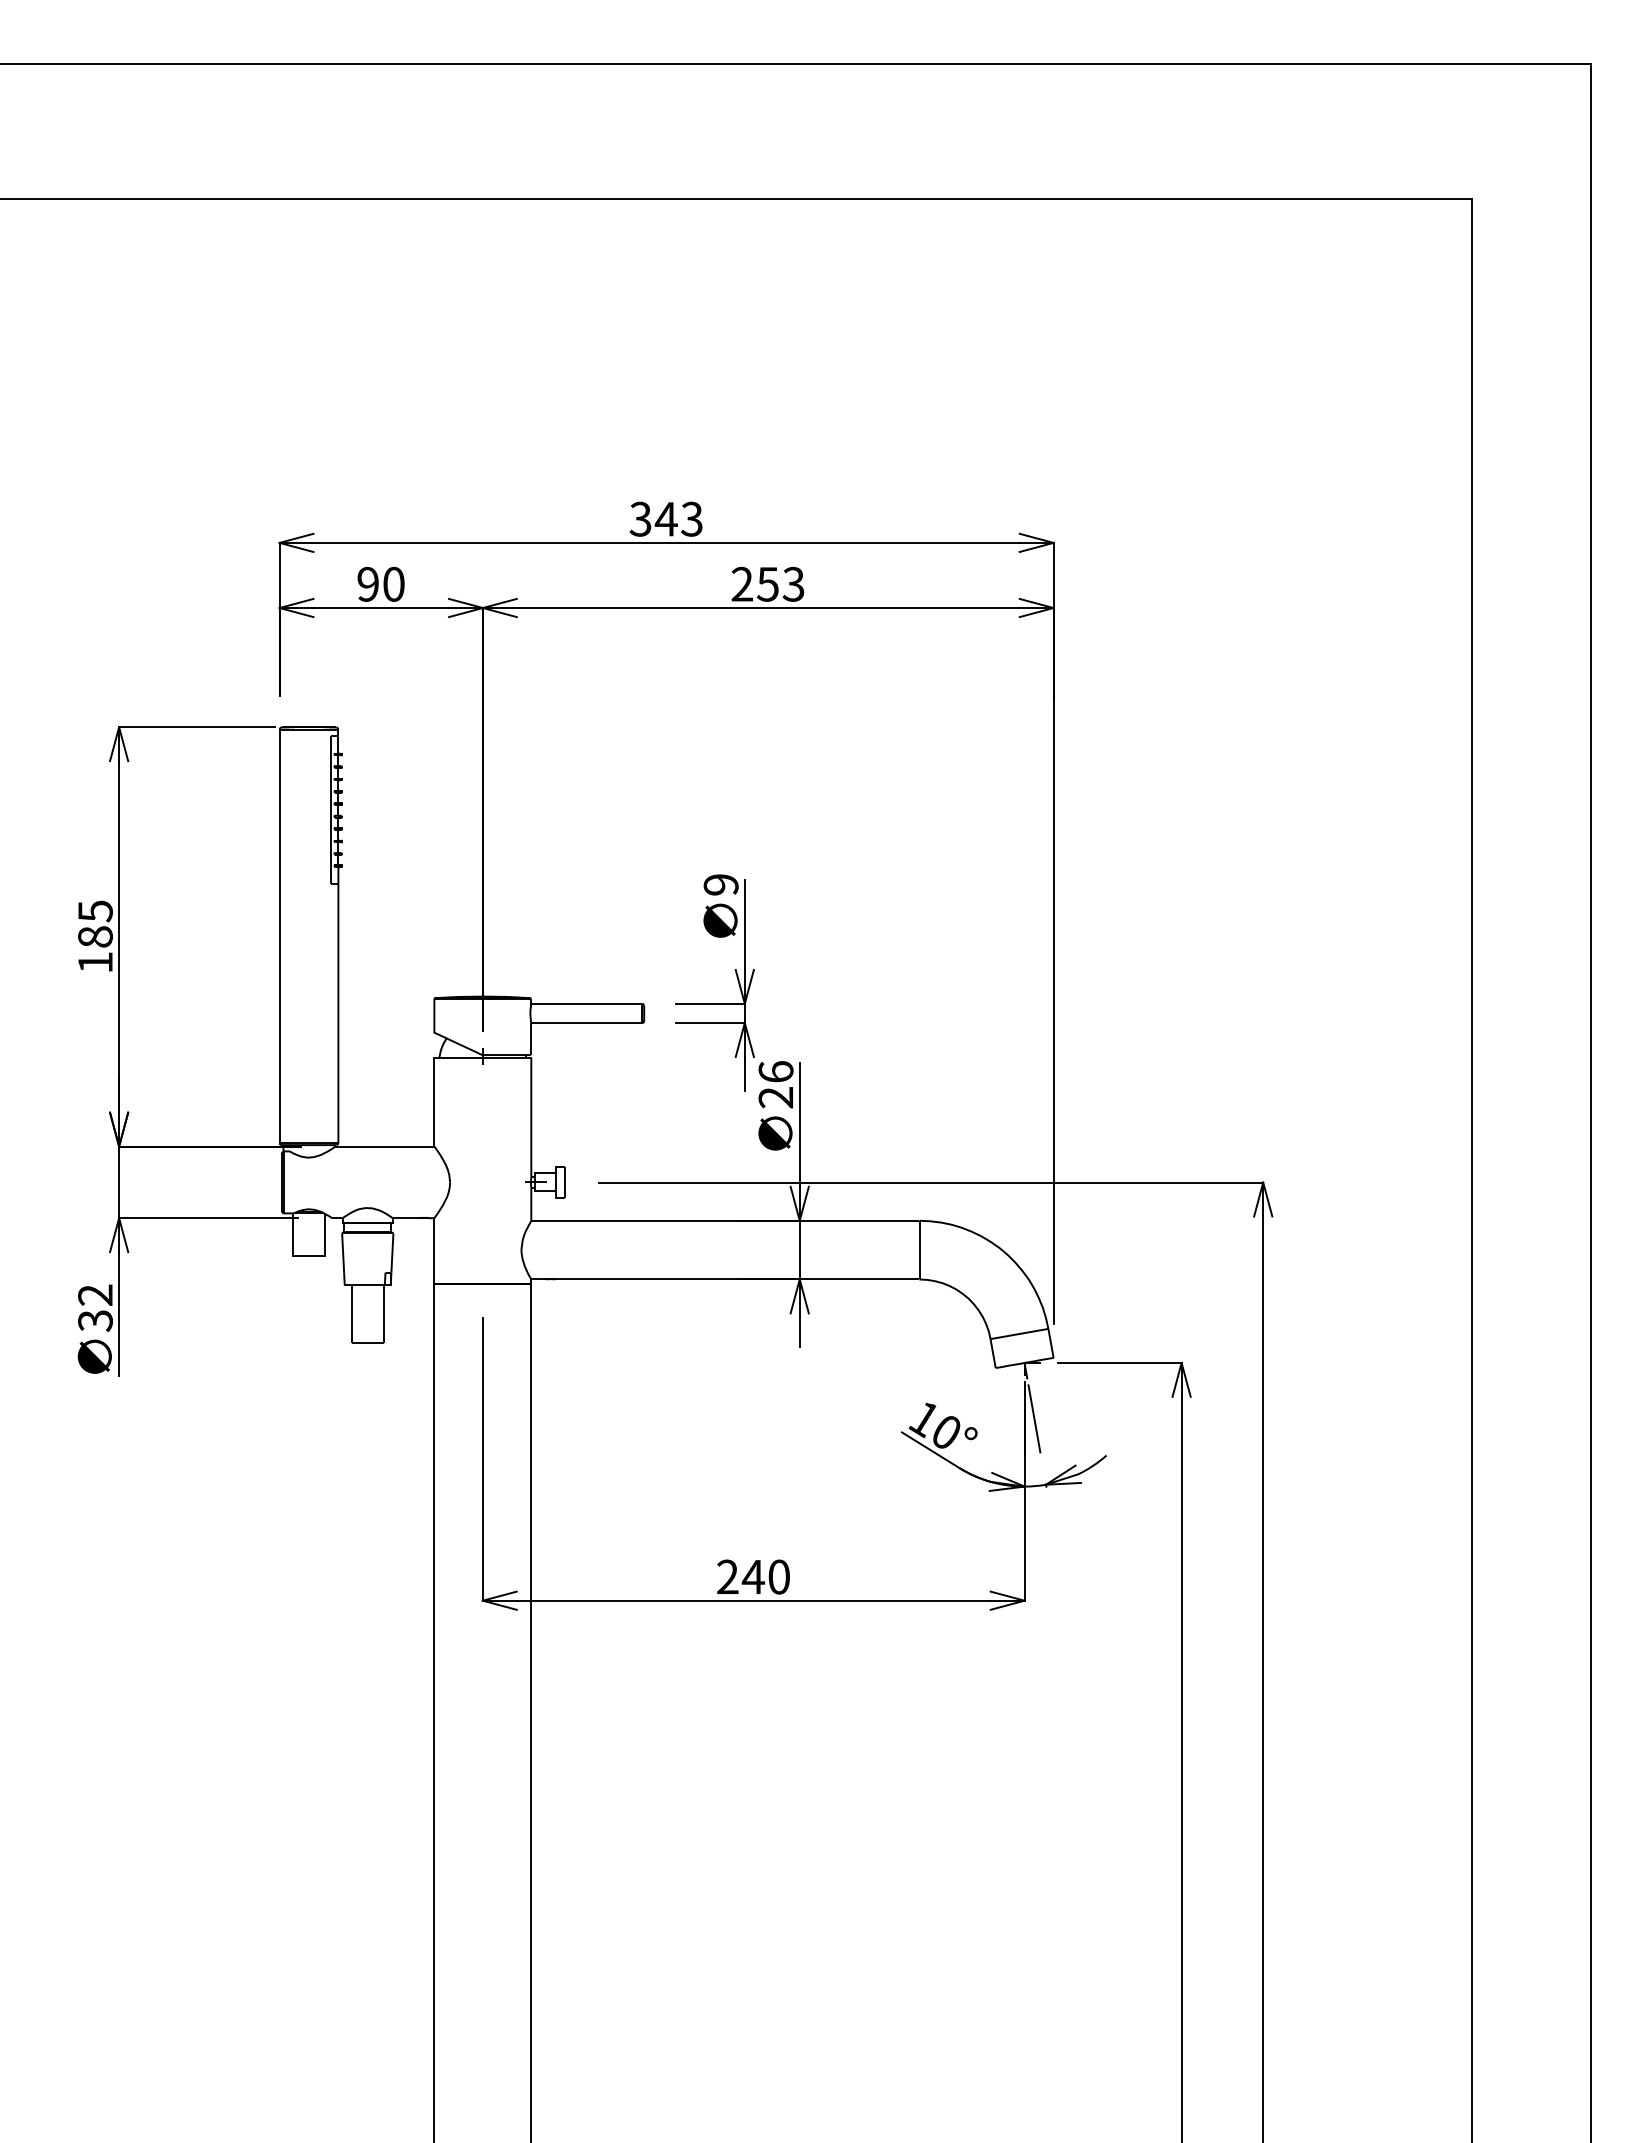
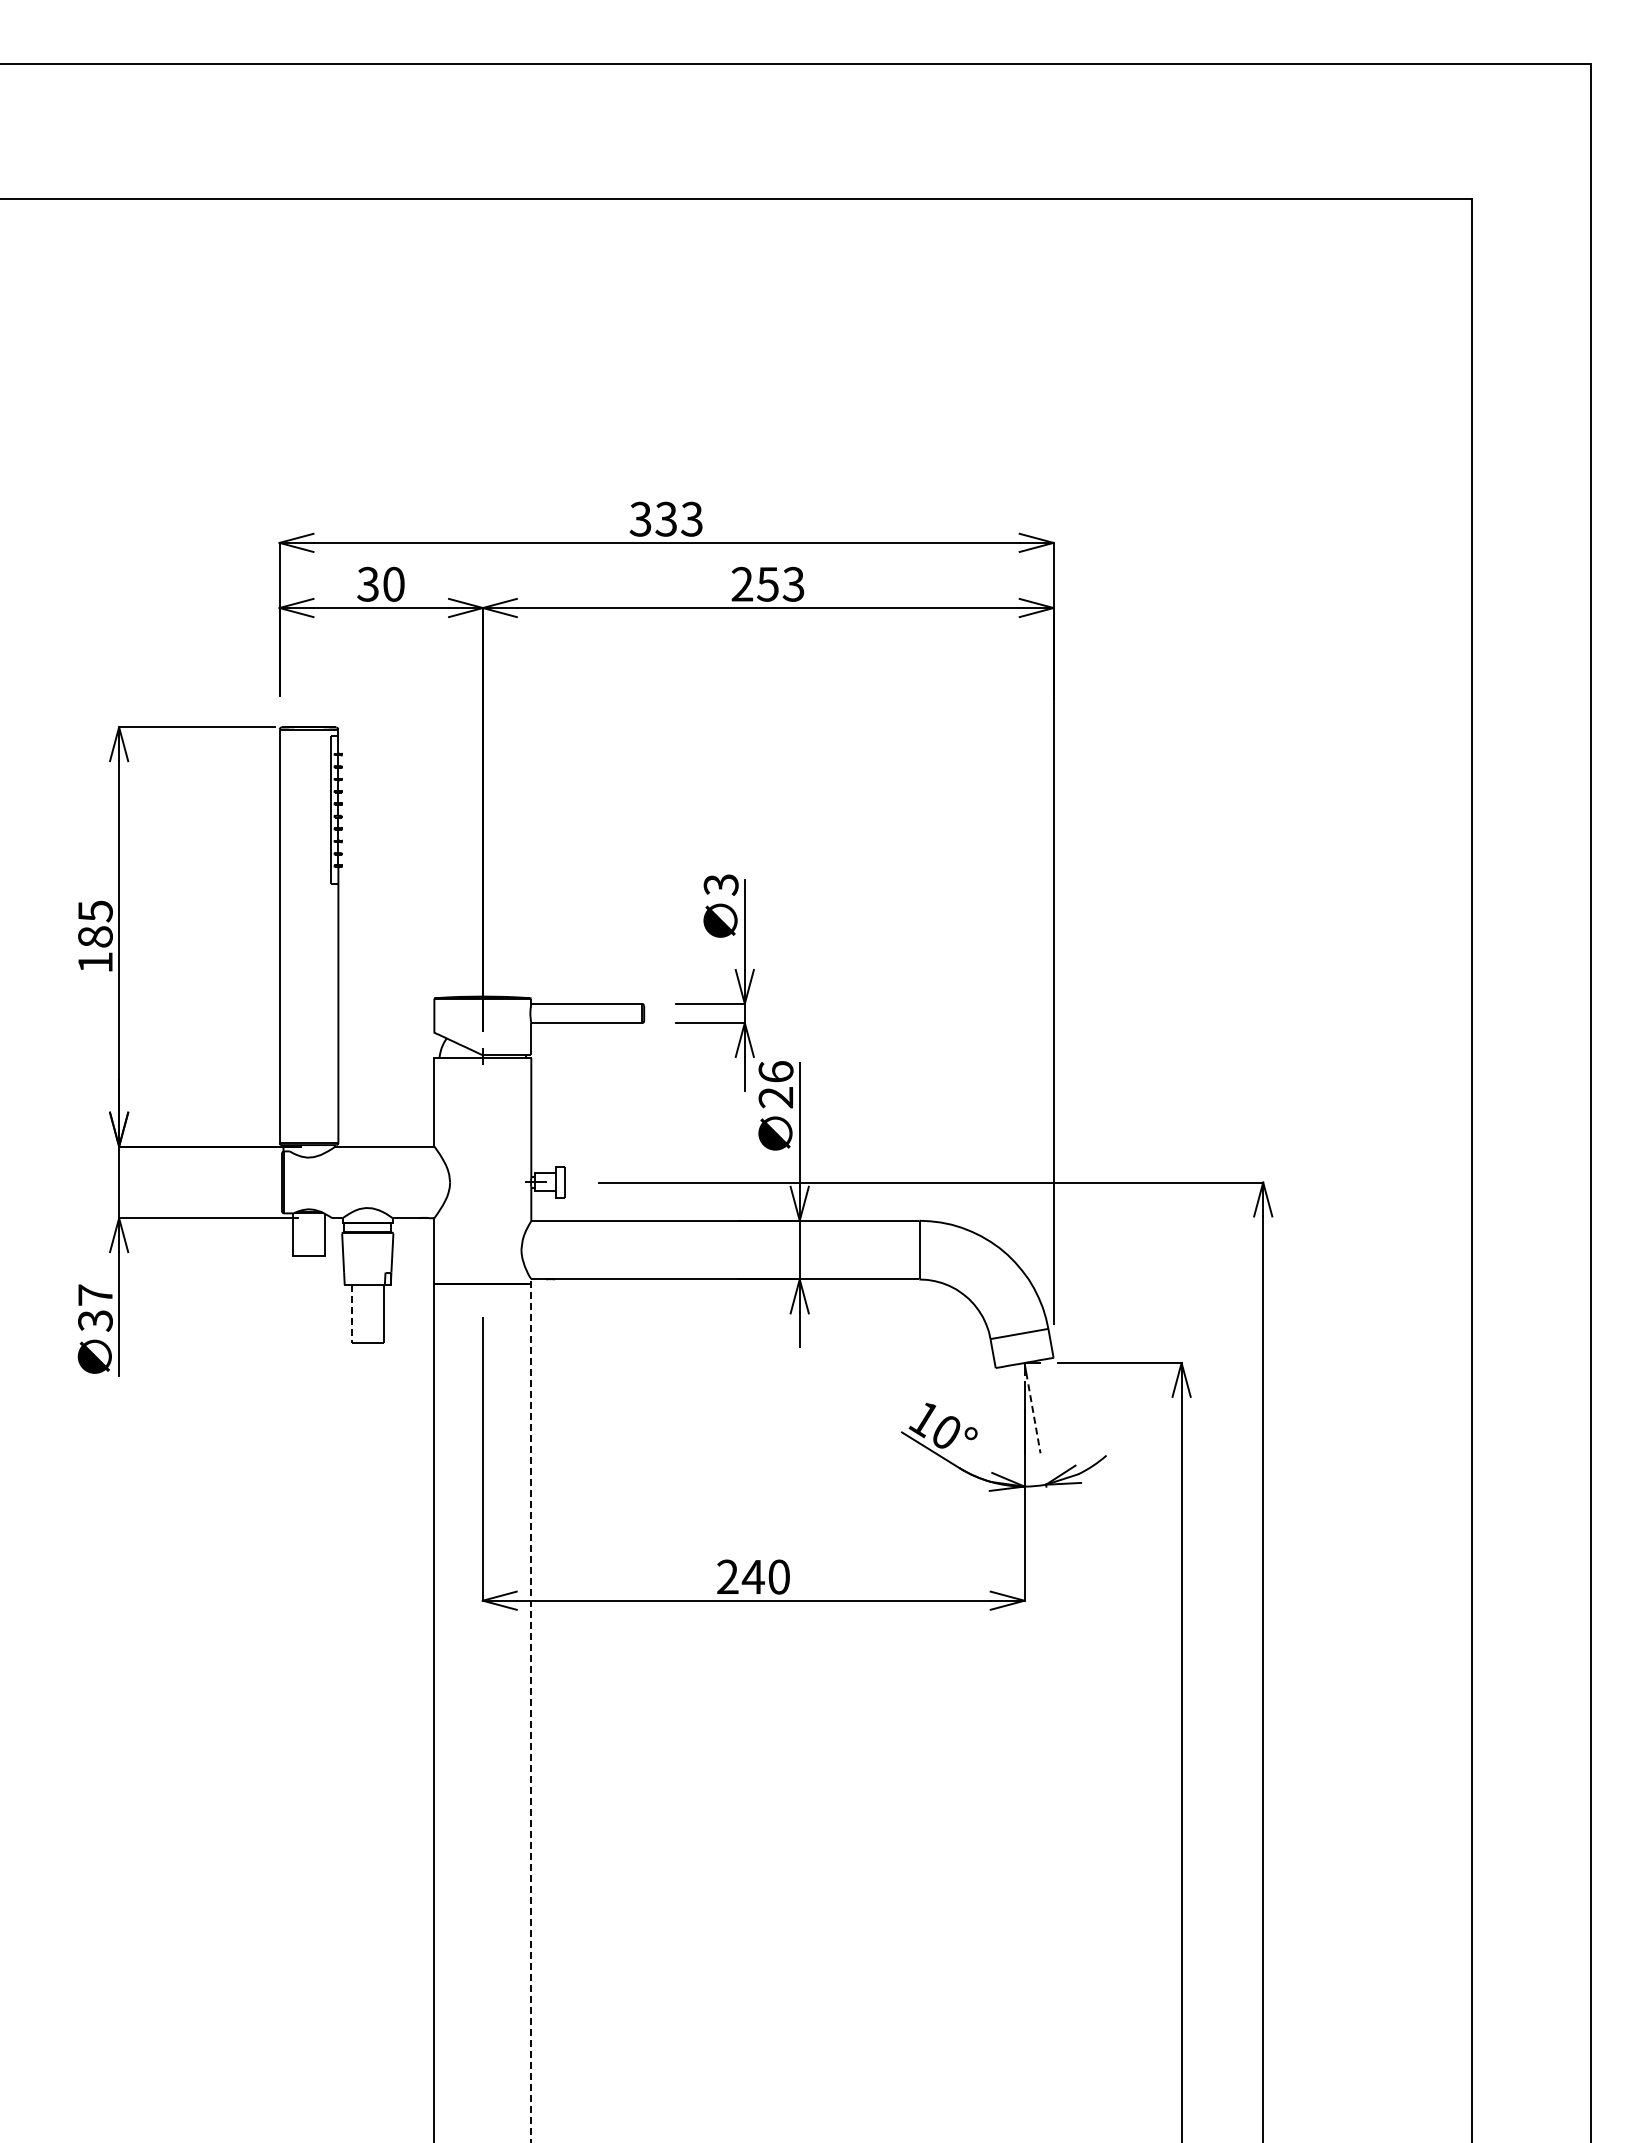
text: 343 -> 333 (665, 518)
text: 90 -> 30 (367, 584)
text: 9 -> 3 (720, 884)
text: 32 -> 37 (95, 1294)
line: solid -> dashed (352, 1314)
line: solid -> dashed (1034, 1419)
line: solid -> dashed (531, 1710)
